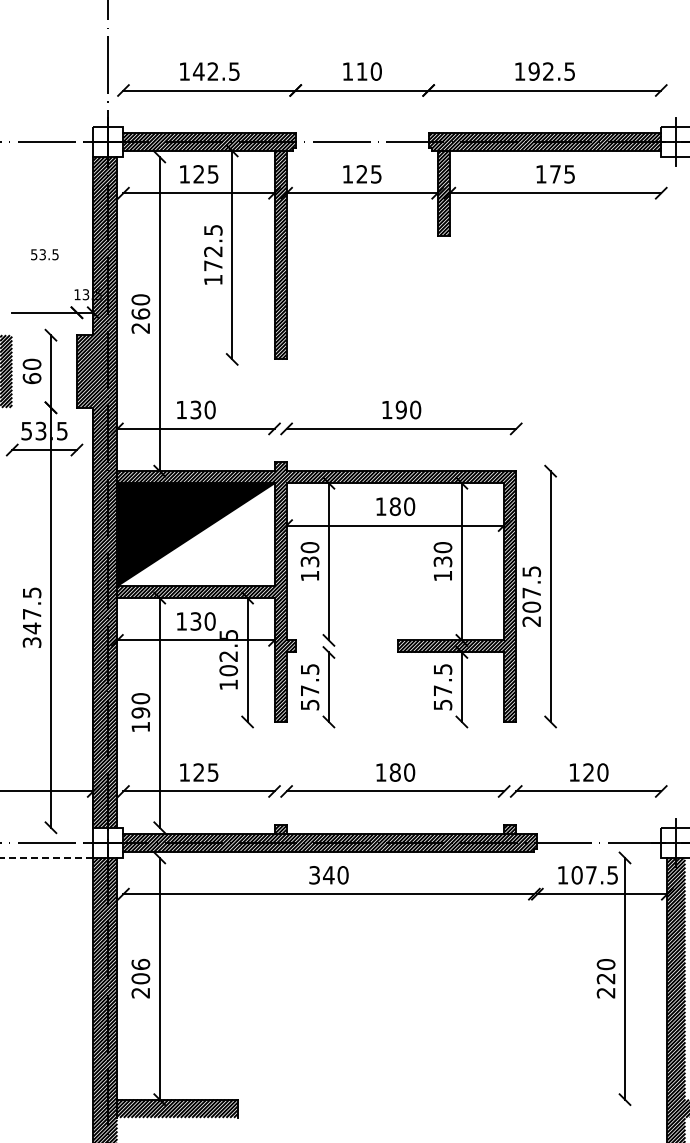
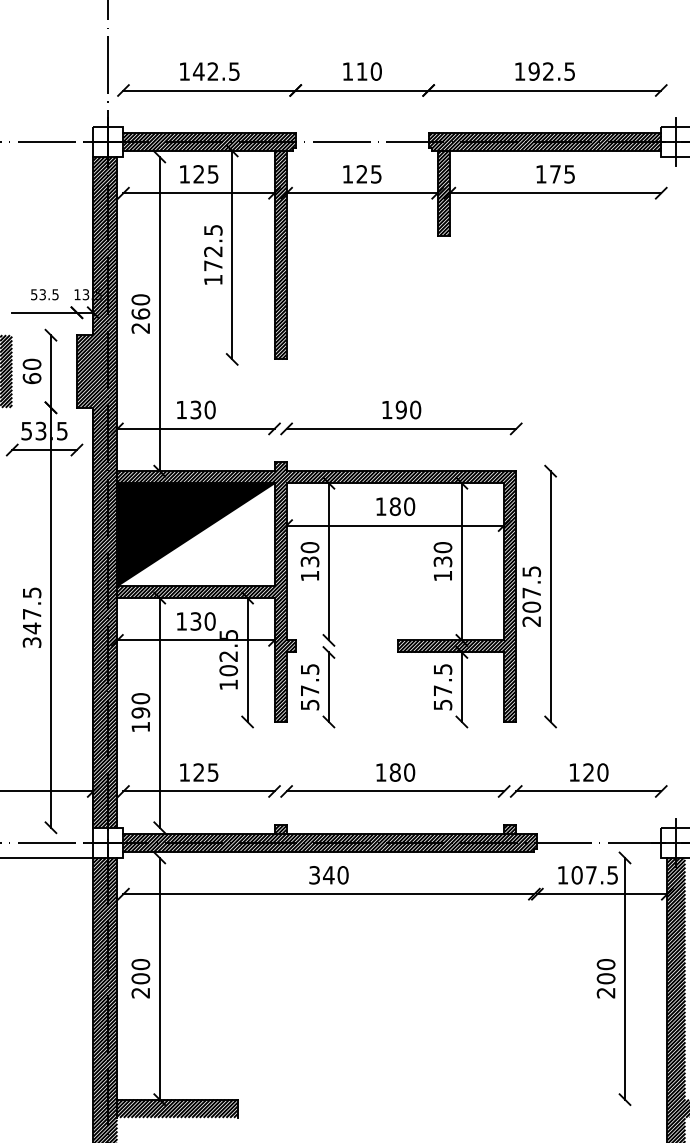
text position: (44, 254) -> (44, 294) (44, 294)
line: dashed -> solid (46, 857)
text: 206 -> 200 (140, 964)
text: 220 -> 200 (605, 978)
